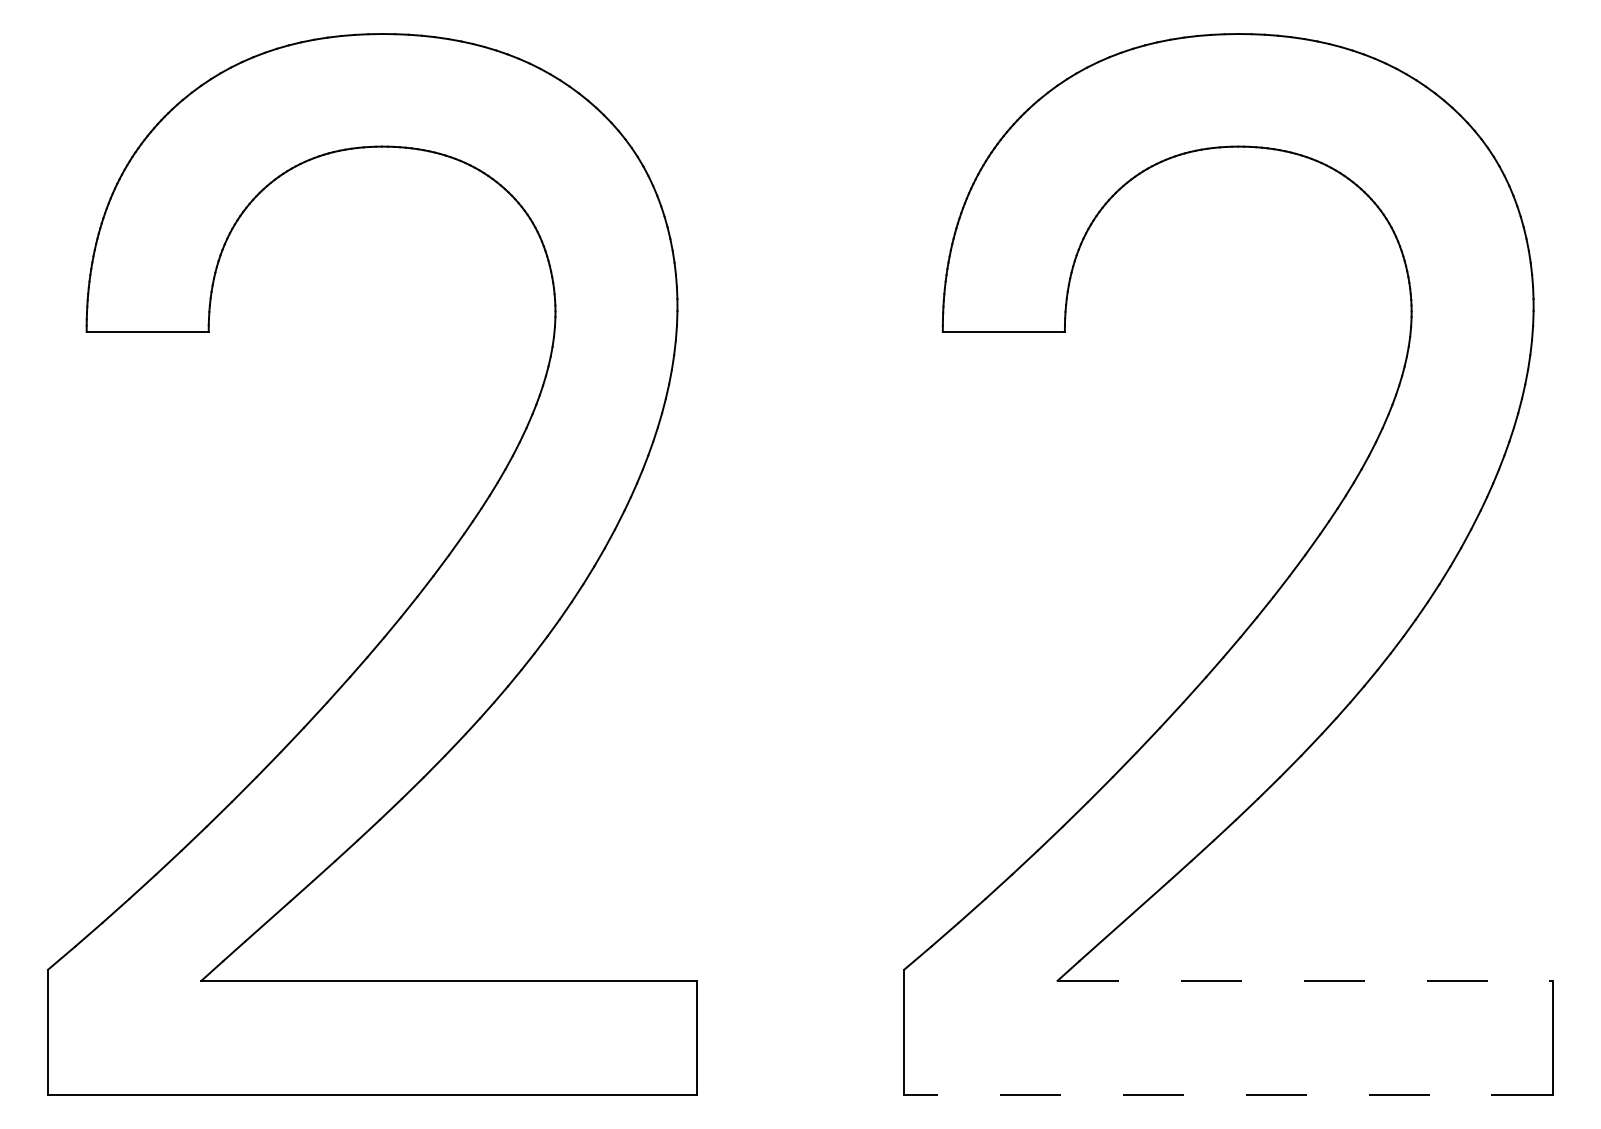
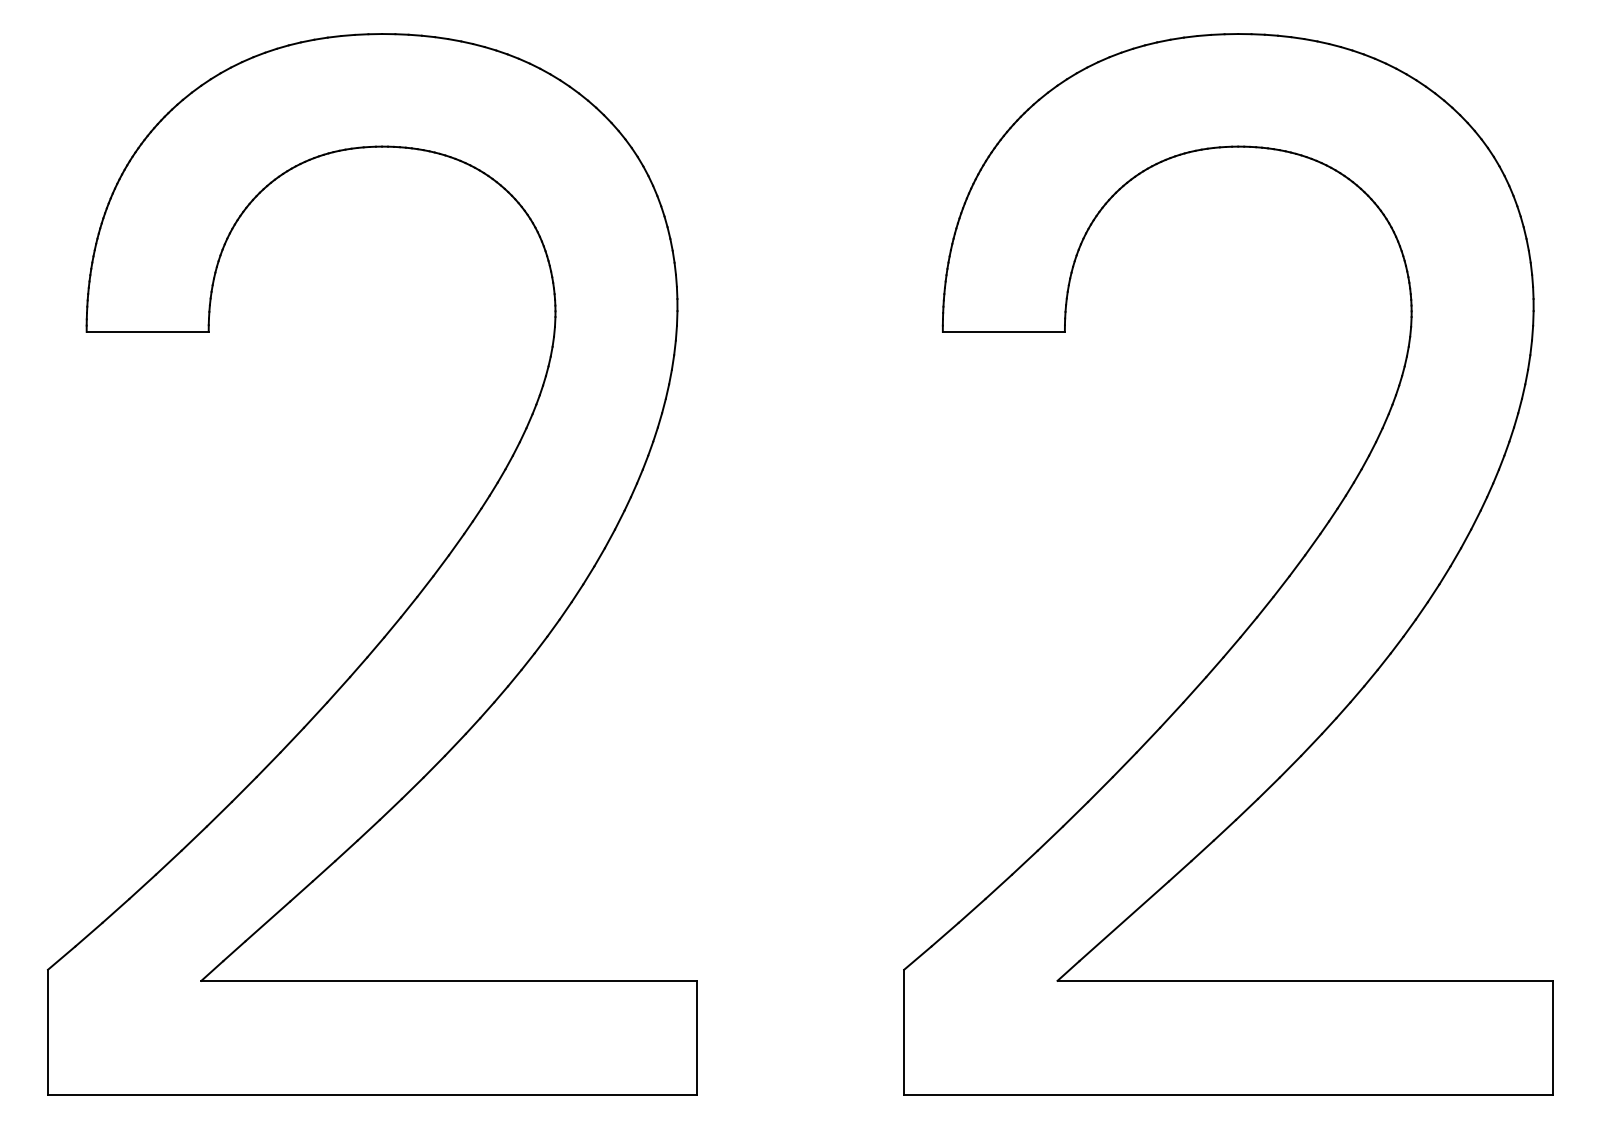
line: dashed -> solid (1305, 980)
line: dashed -> solid (1228, 1094)
